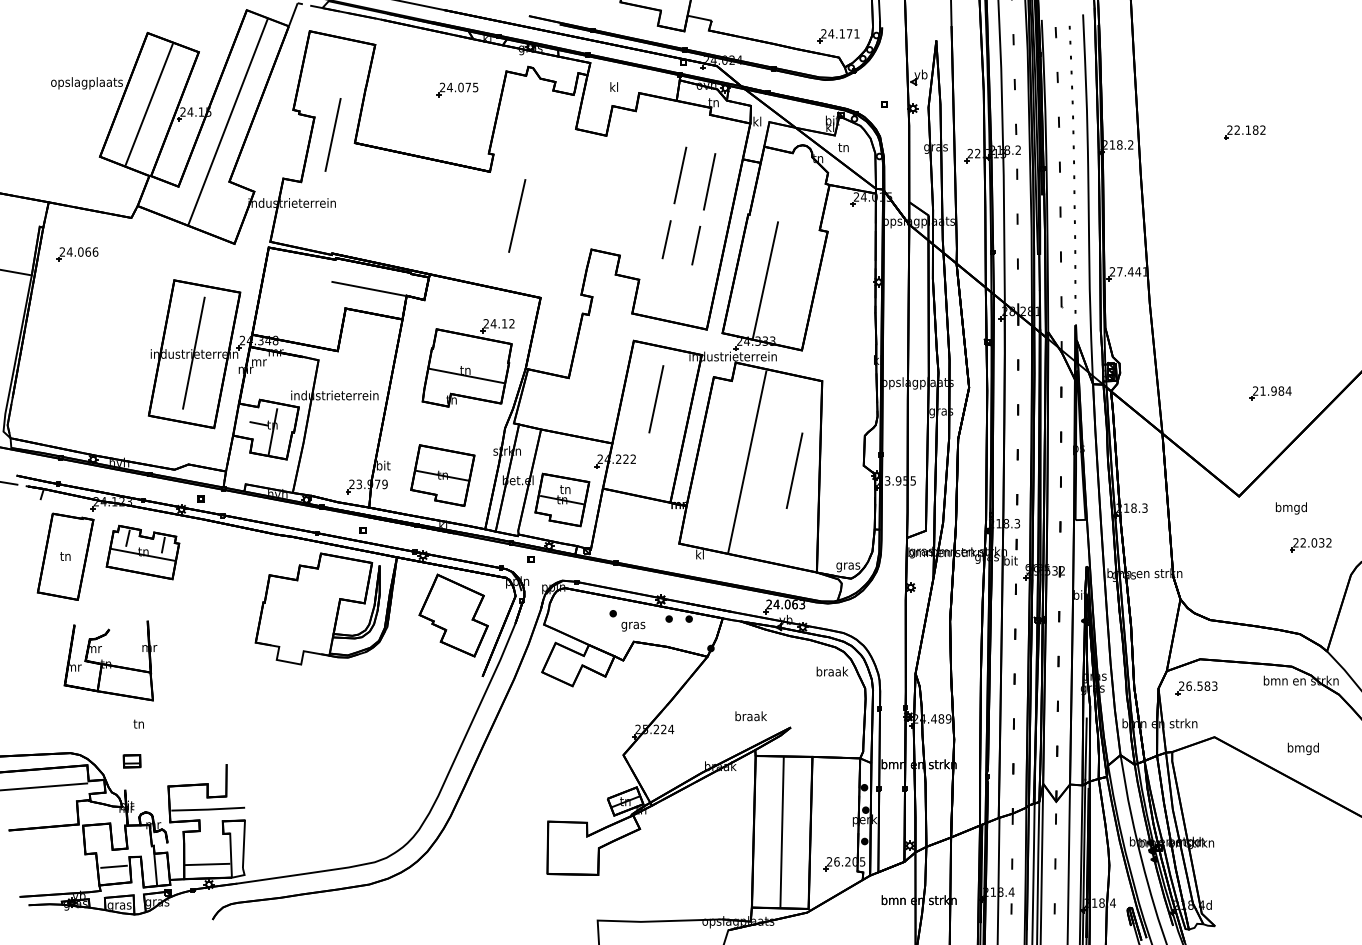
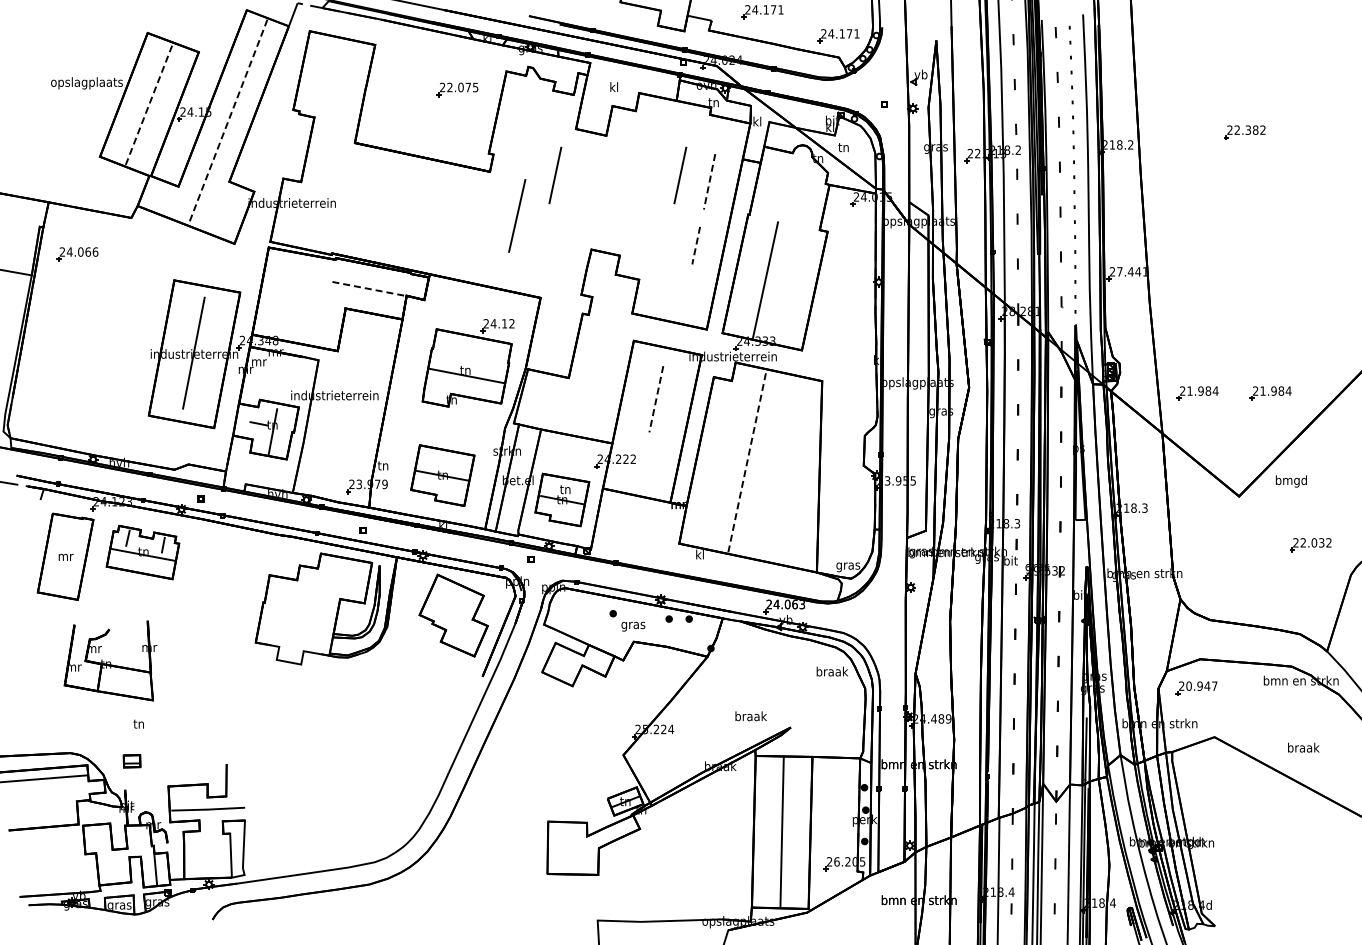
part: none -> present (762, 12)
text: 24.075 -> 22.075 (449, 87)
line: solid -> dashed (149, 104)
line: solid -> dashed (228, 122)
text: 22.182 -> 22.382 (1247, 129)
line: present -> none (332, 134)
line: none -> present (555, 175)
line: solid -> dashed (709, 182)
line: present -> none (666, 239)
line: solid -> dashed (696, 246)
line: solid -> dashed (368, 288)
part: none -> present (1197, 393)
line: solid -> dashed (656, 399)
line: solid -> dashed (747, 461)
text: bit -> tn (383, 465)
line: present -> none (794, 470)
text position: (1291, 508) -> (1291, 481) (1291, 481)
text: tn -> mr (65, 556)
text: 26.583 -> 20.947 (1201, 685)
text: bmgd -> braak (1303, 748)
line position: (44, 786) -> (44, 778) (44, 778)
line: present -> none (207, 864)
line: present -> none (113, 866)
